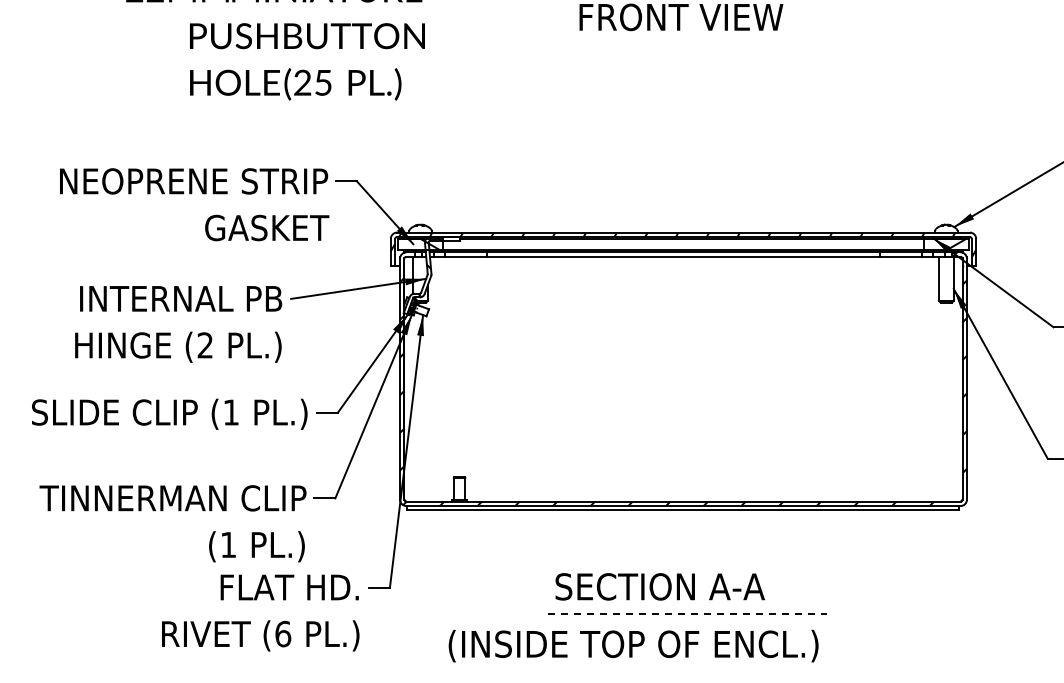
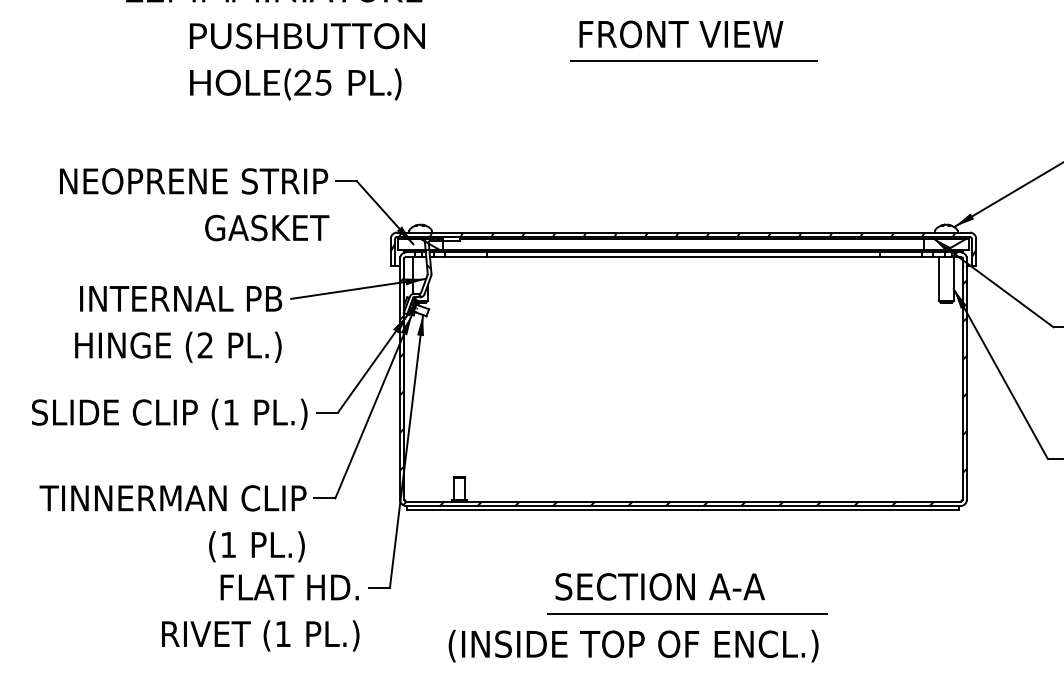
text position: (681, 17) -> (681, 34) (681, 34)
line: none -> present (693, 61)
line: dashed -> solid (688, 613)
text: (6 -> (1 (283, 634)
